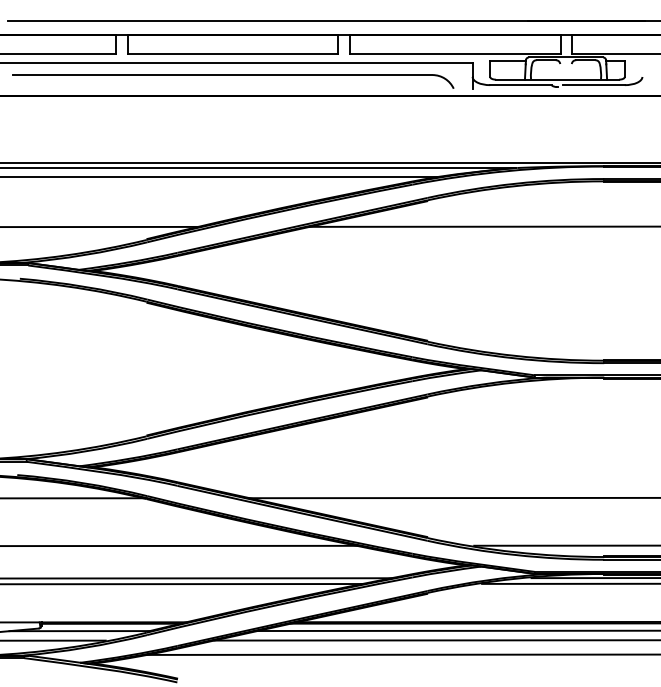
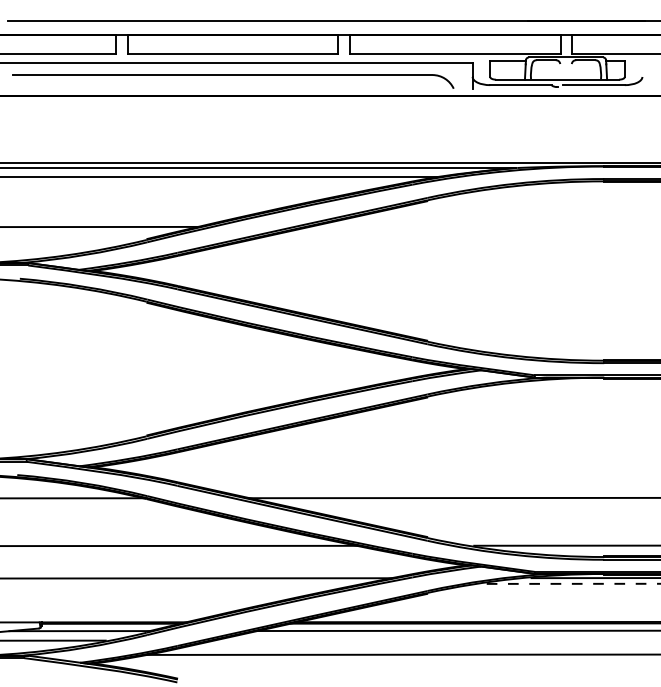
line: present -> none (483, 226)
line: solid -> dashed (570, 583)
line: present -> none (182, 584)
line: present -> none (435, 640)
